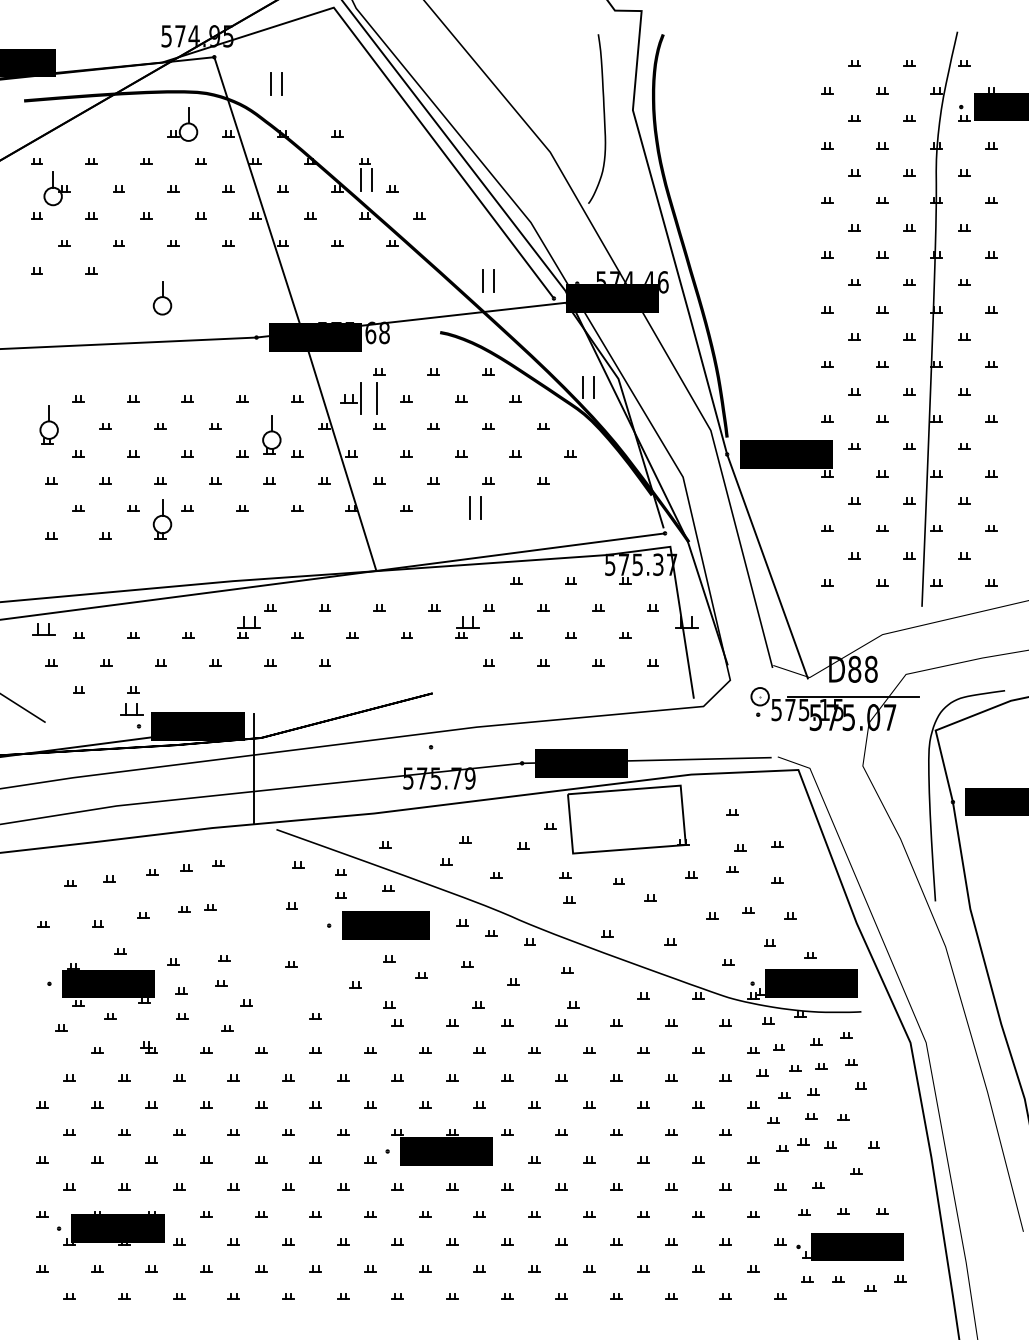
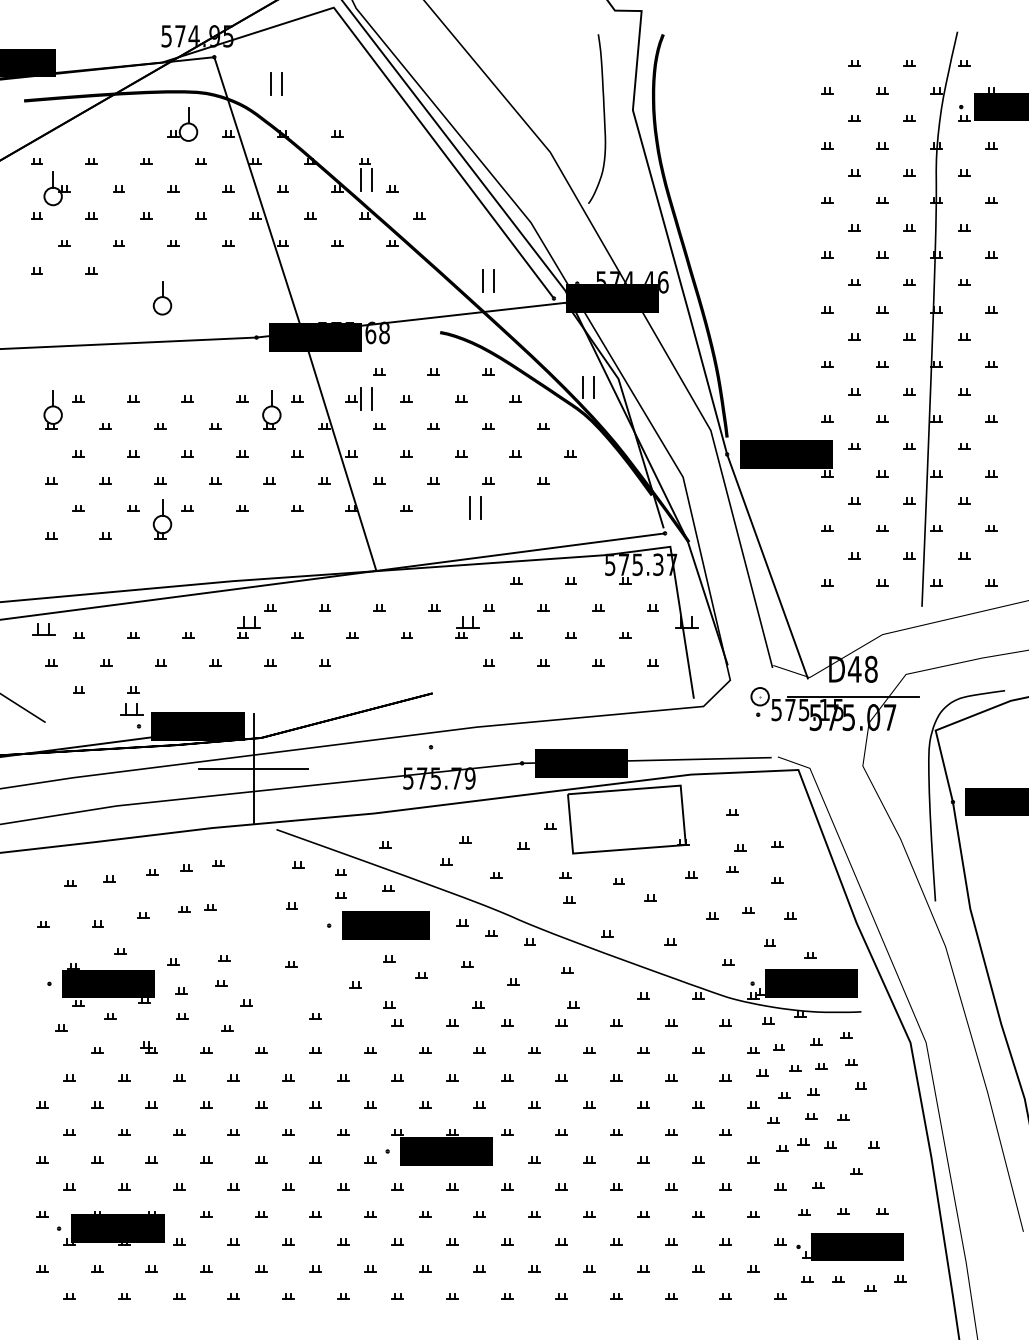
part size: 38x33 px -> 28x24 px (358, 398)
part position: (48, 424) -> (52, 409) (52, 409)
part position: (271, 434) -> (271, 409) (271, 409)
text: D88 -> D48 (854, 668)
line: none -> present (253, 768)
